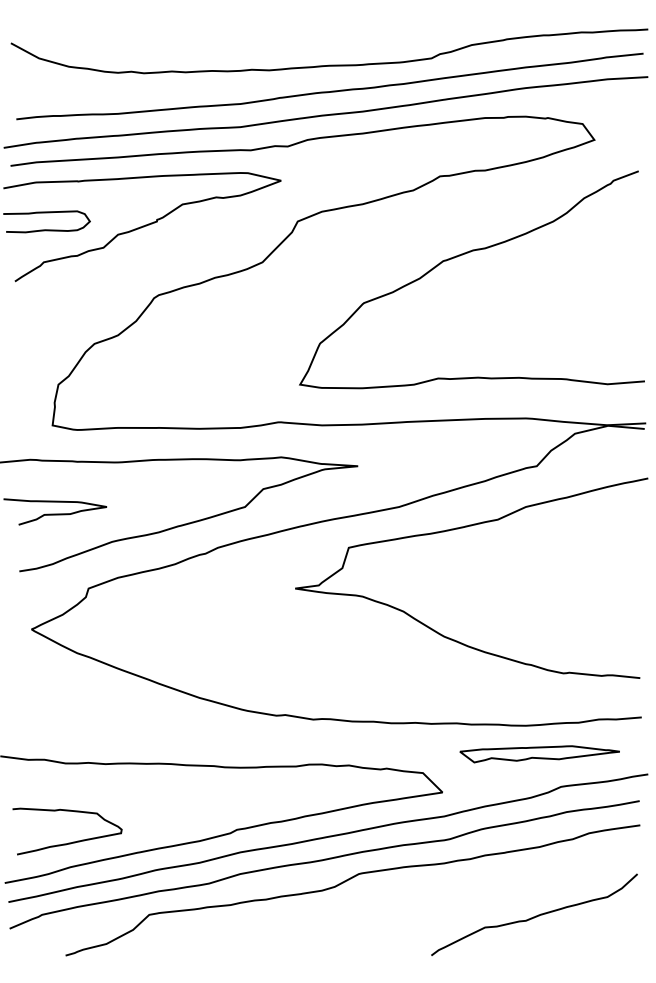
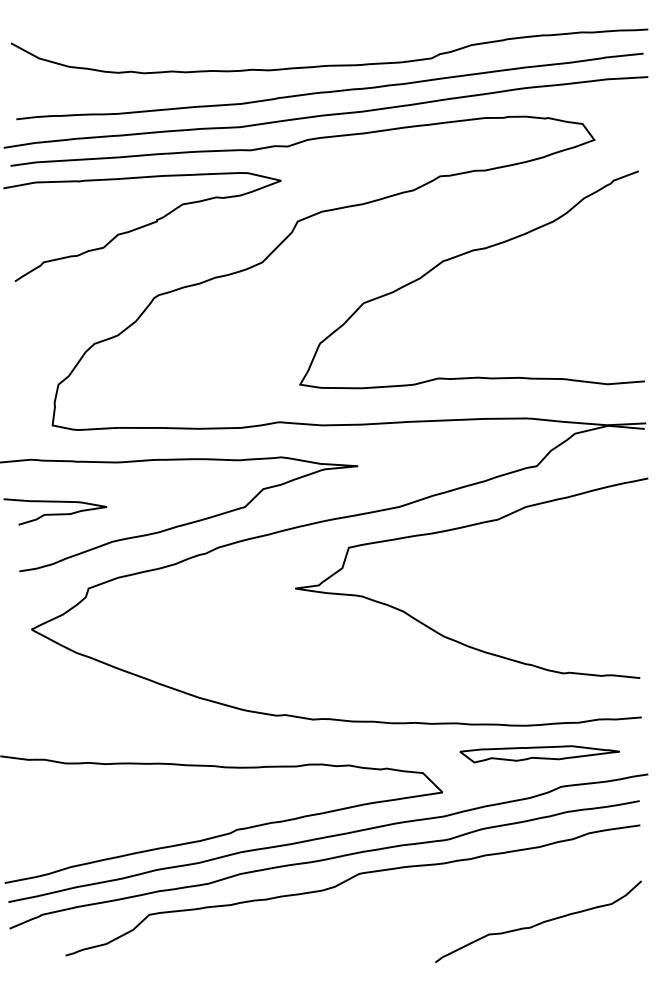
curve: present -> none (46, 213)
curve: present -> none (68, 842)
curve position: (535, 915) -> (539, 922) (539, 922)
